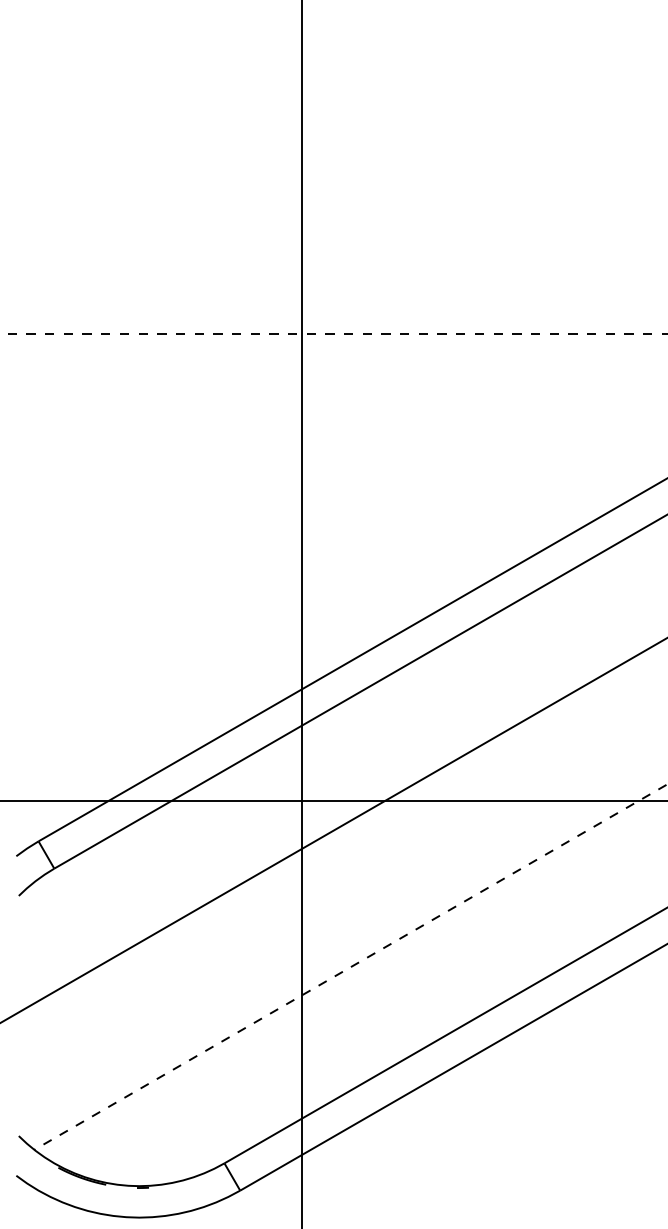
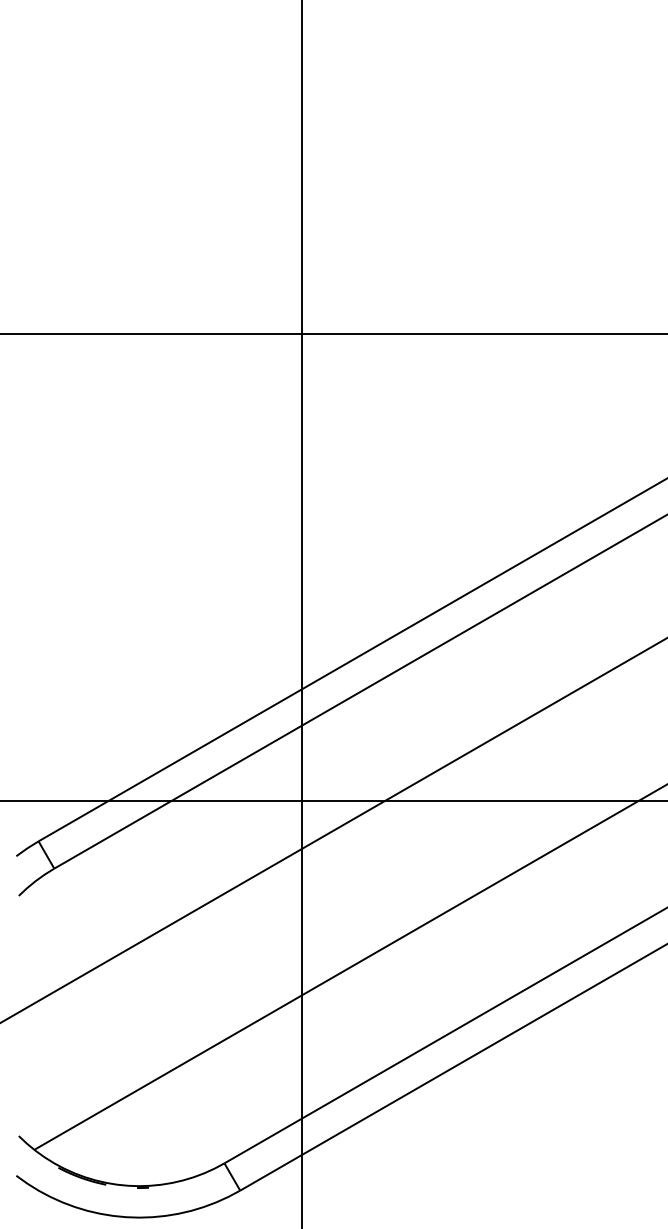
line: dashed -> solid (333, 334)
line: dashed -> solid (351, 966)
